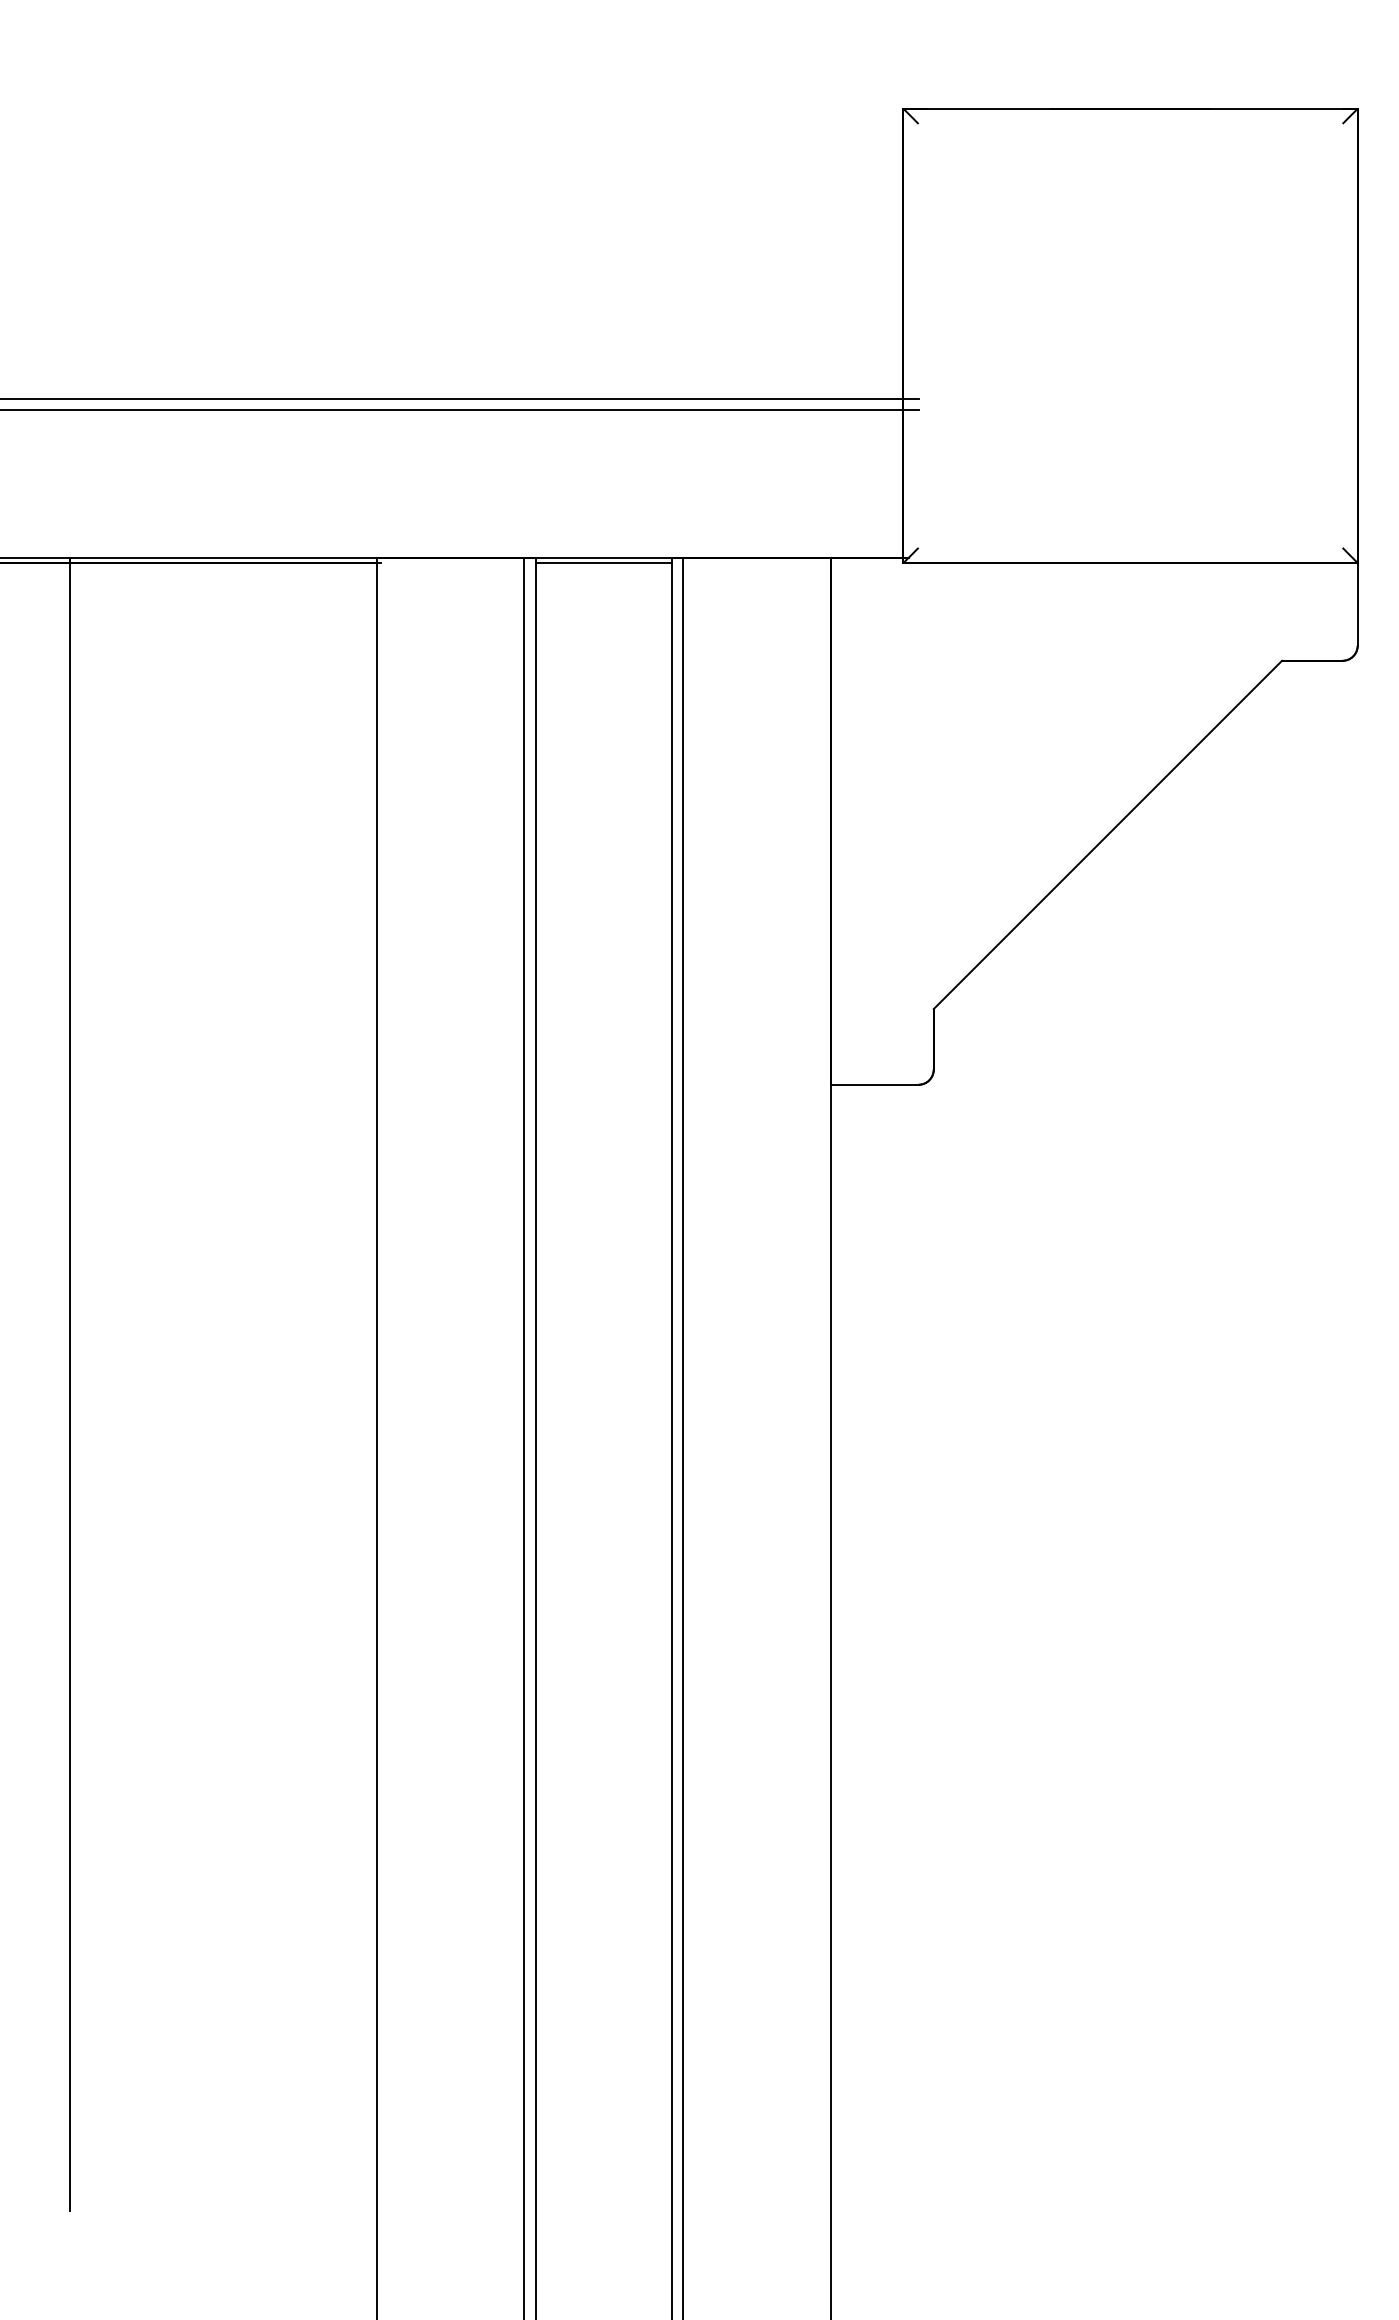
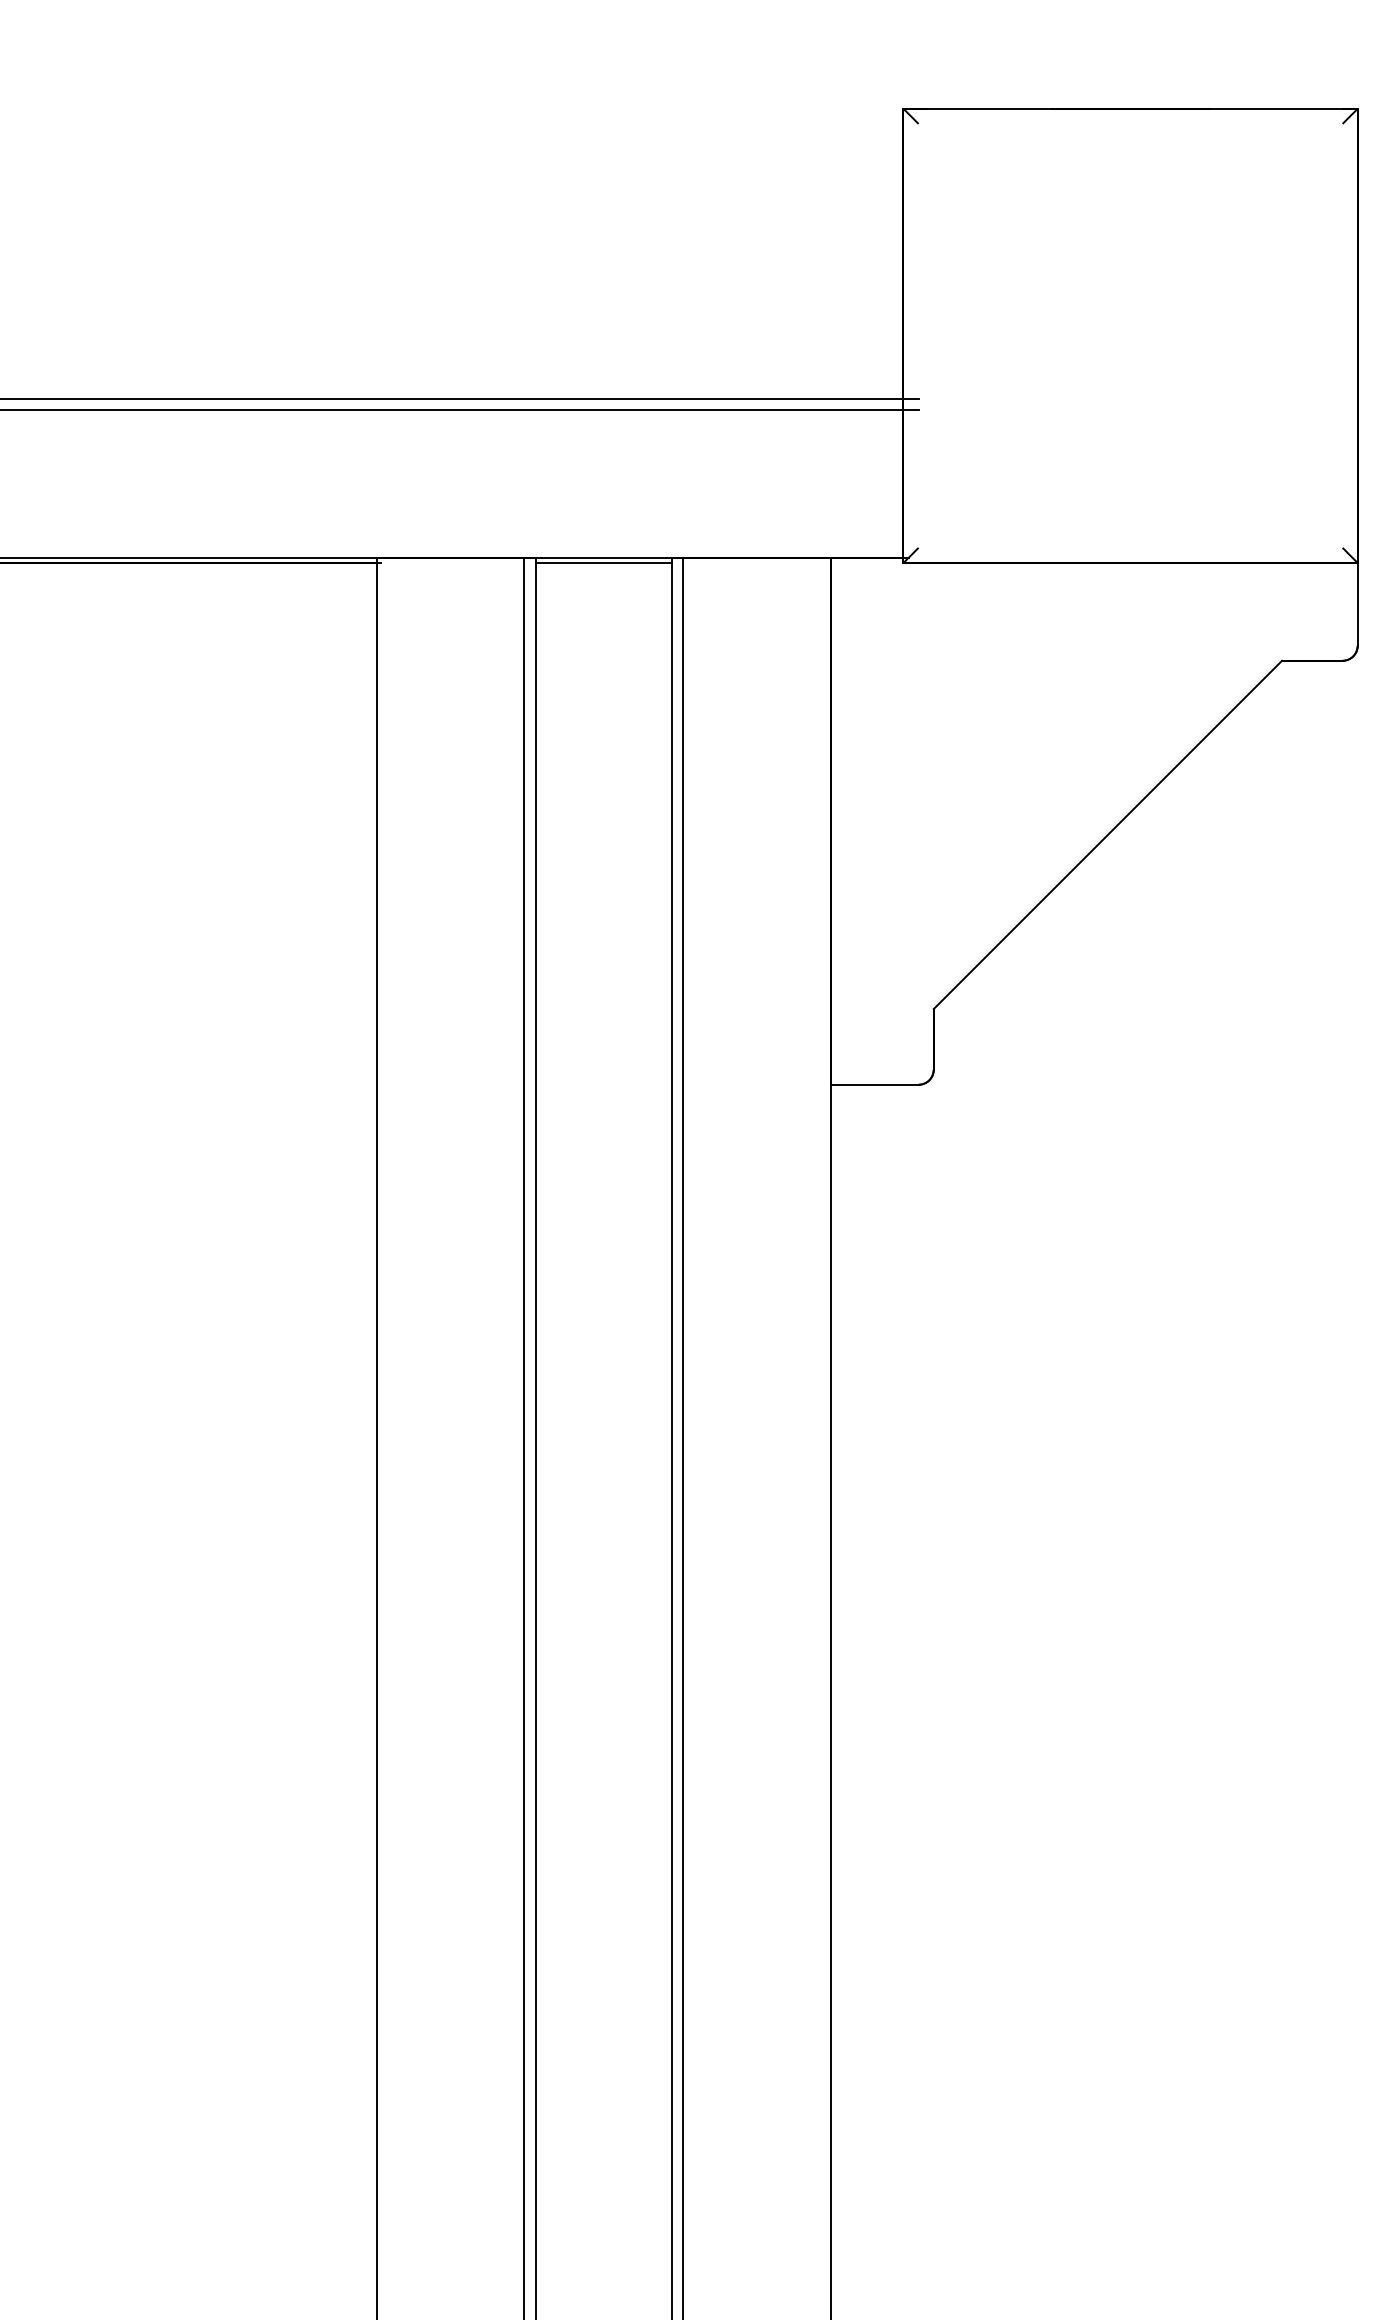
line: present -> none (69, 1384)
